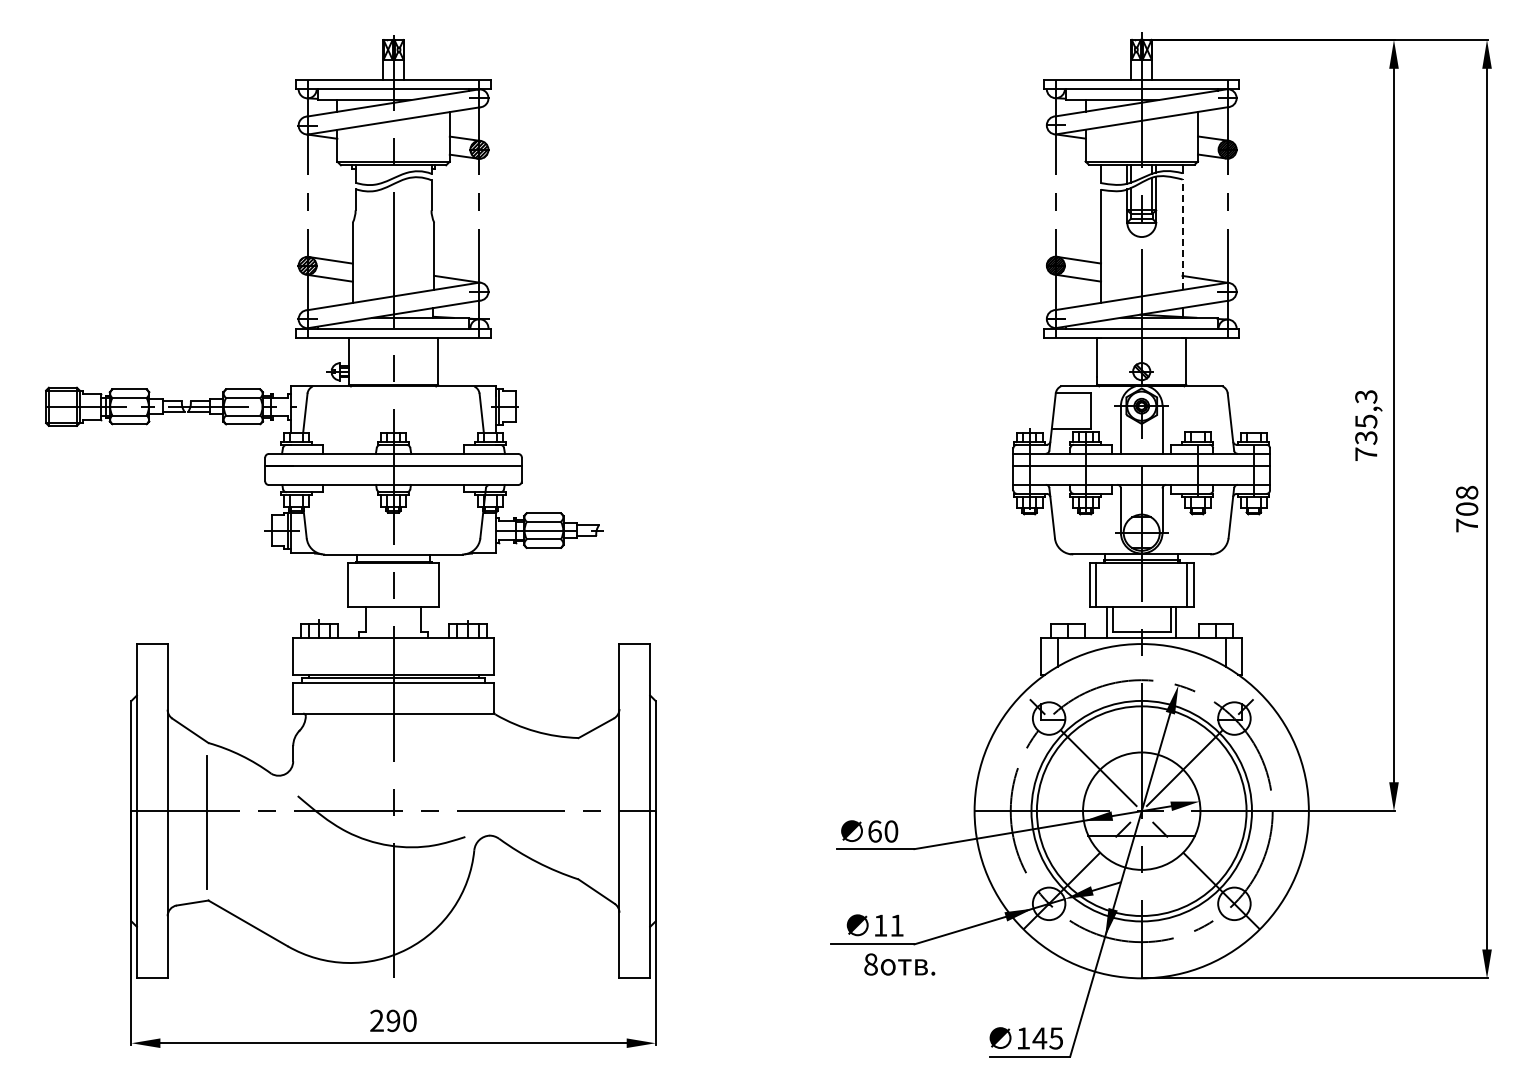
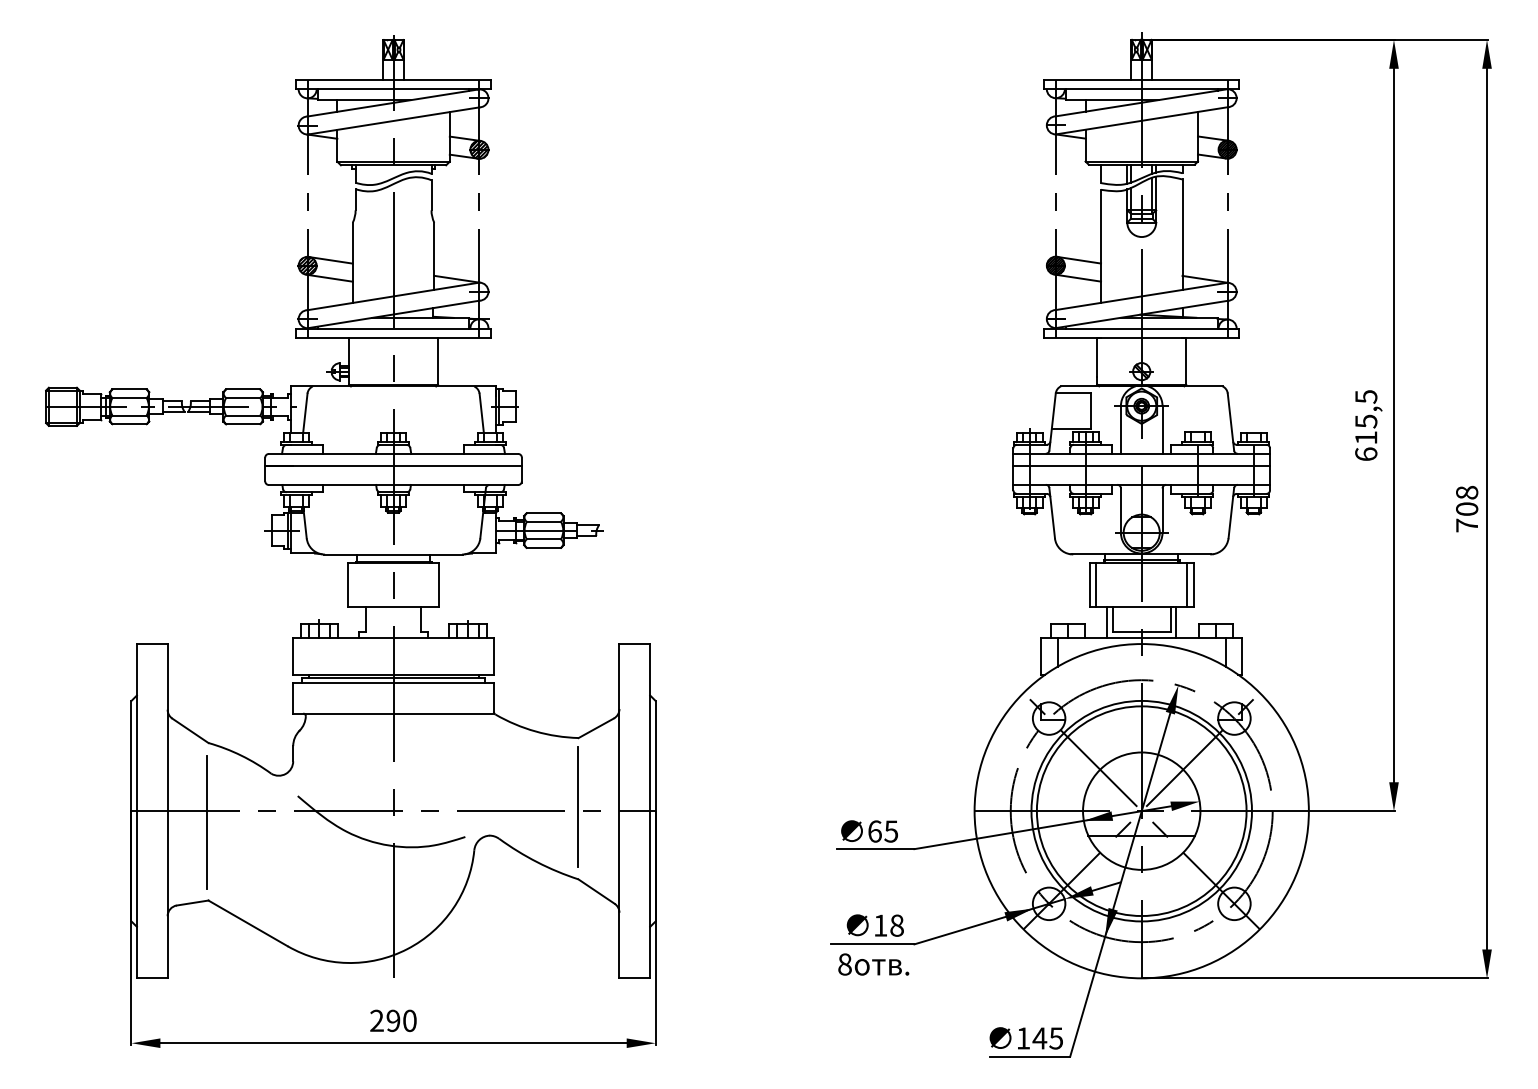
line: dashed -> solid (1182, 234)
text: 735,3 -> 615,5 (1366, 425)
line: none -> present (578, 806)
text: 60 -> 65 (891, 831)
text: 11 -> 18 (896, 925)
text position: (899, 964) -> (873, 964) (873, 964)
